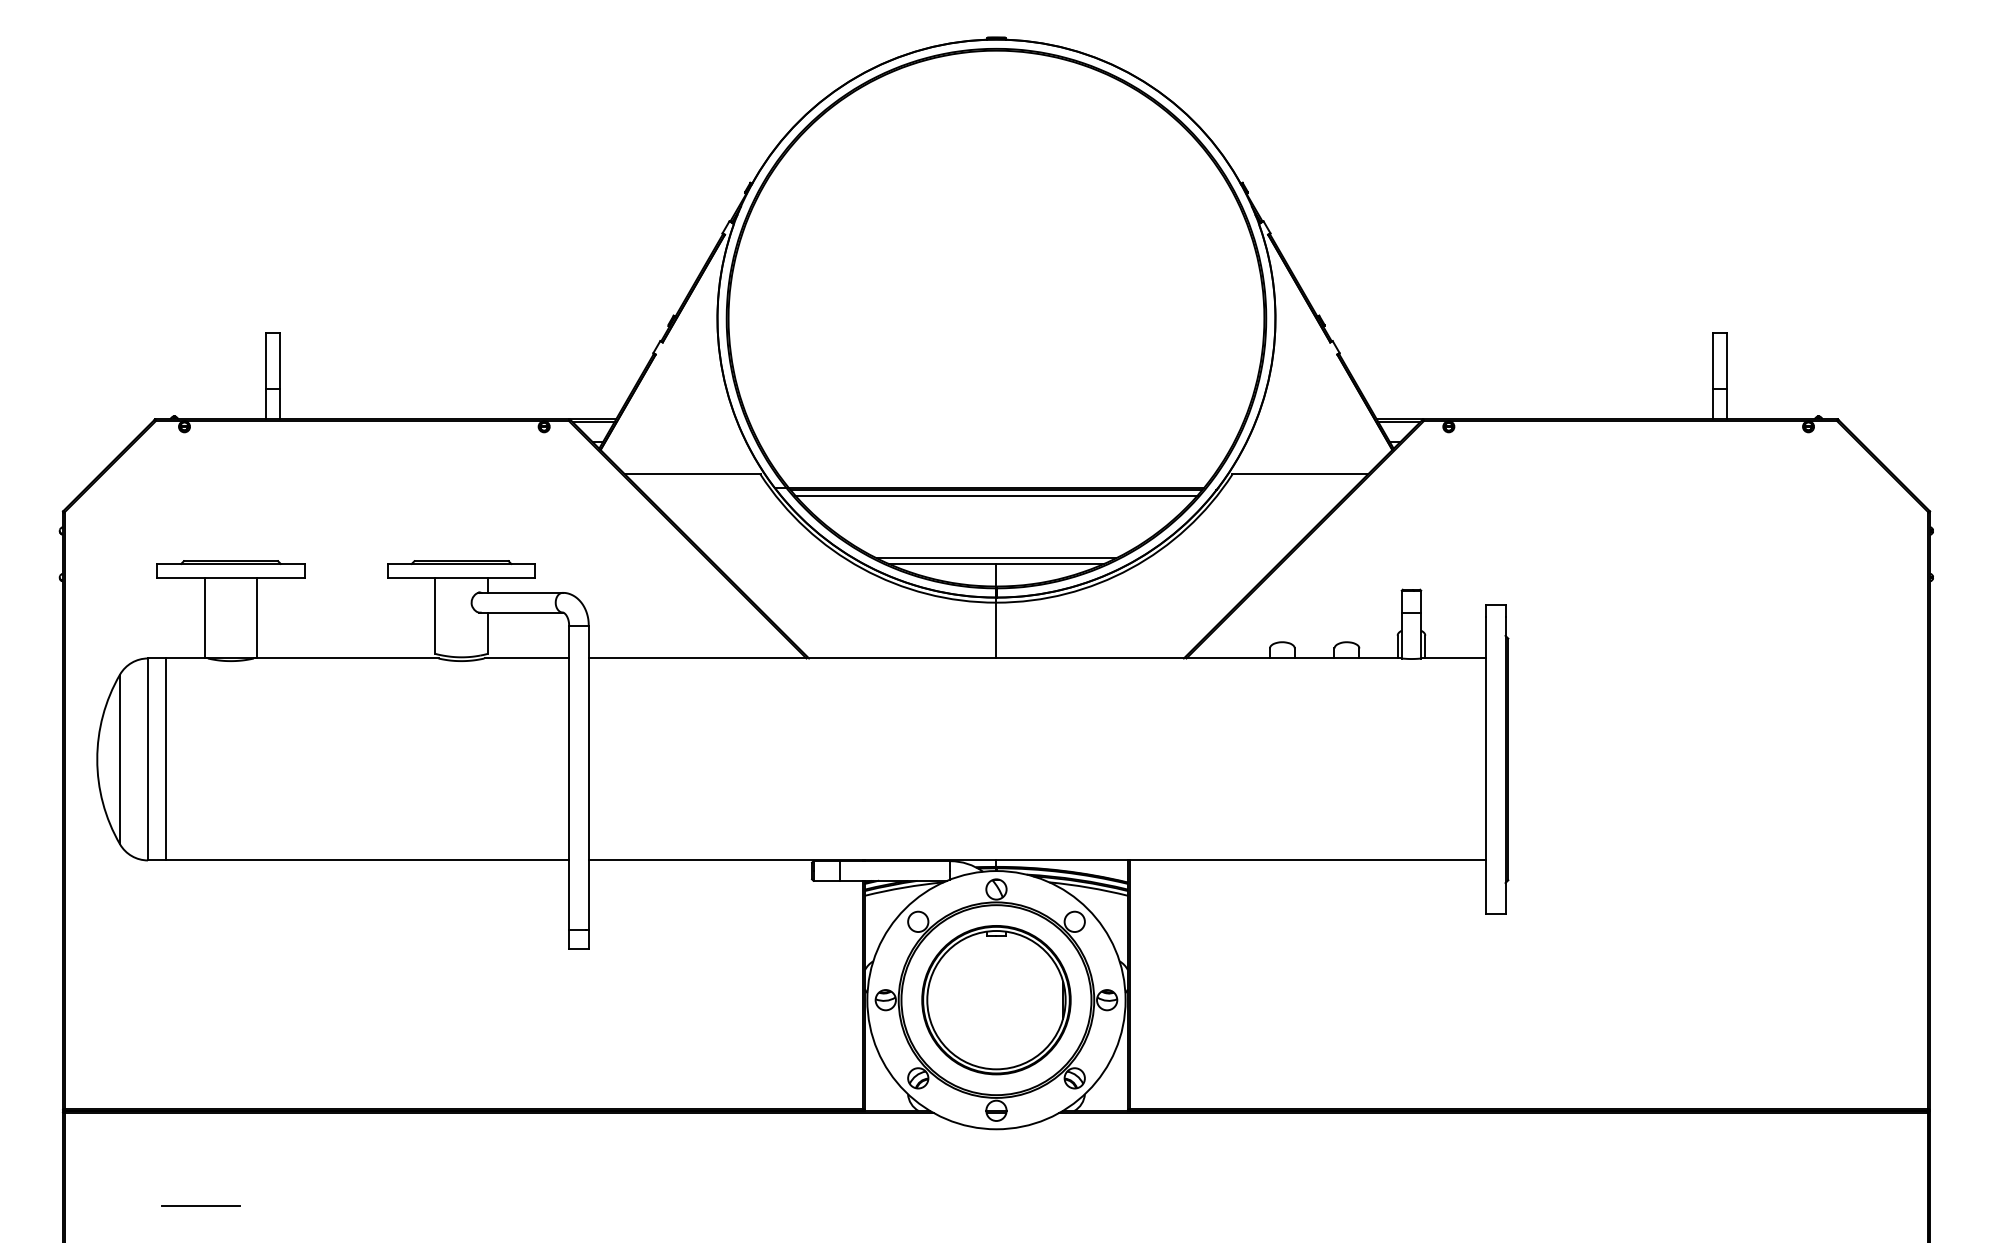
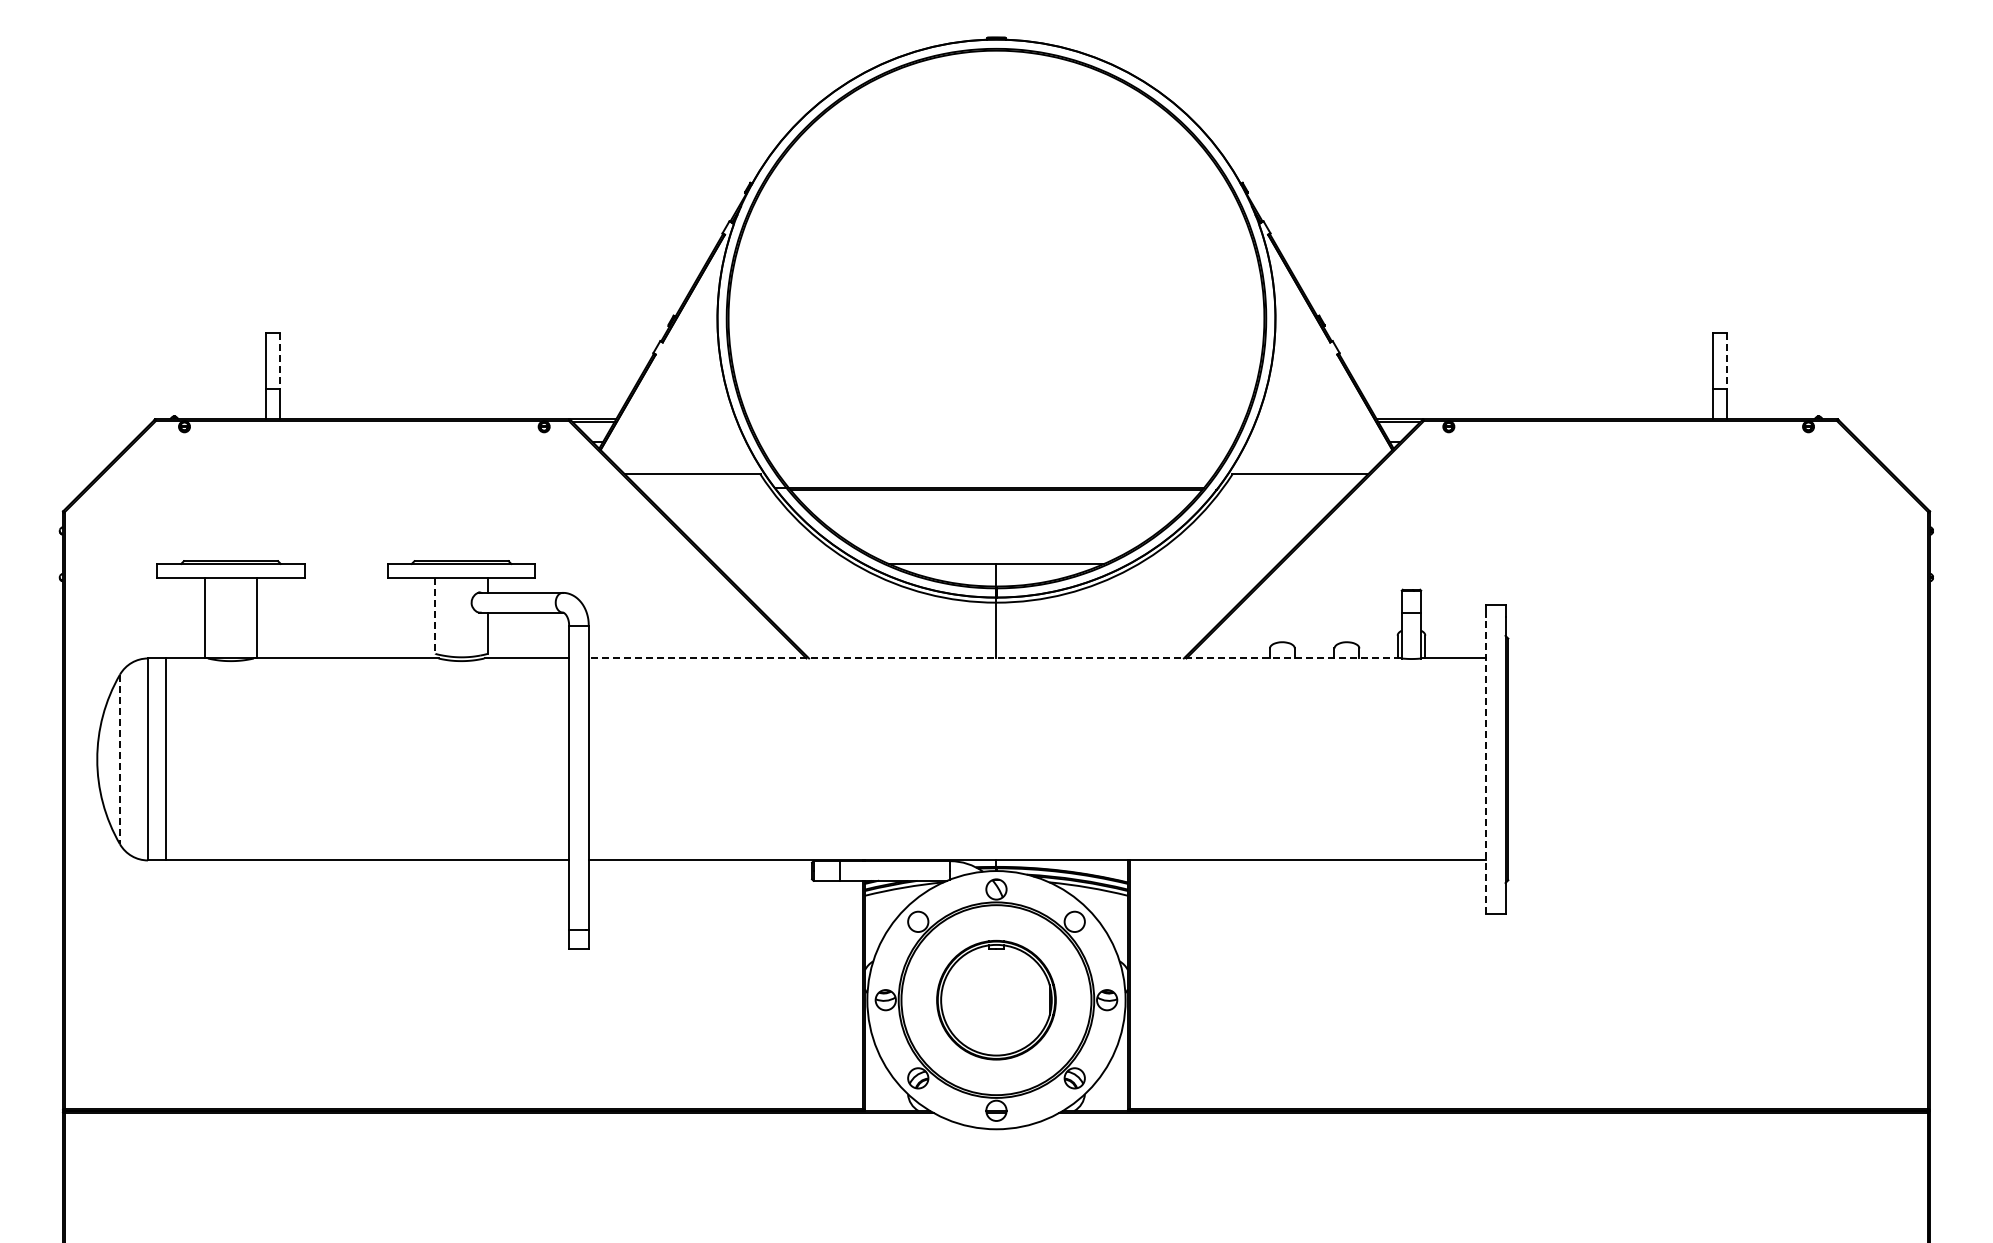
line: solid -> dashed (280, 361)
line: solid -> dashed (1727, 361)
line: present -> none (996, 495)
line: present -> none (996, 558)
line: solid -> dashed (435, 616)
line: solid -> dashed (994, 658)
line: solid -> dashed (120, 759)
line: solid -> dashed (1486, 765)
part size: 151x151 px -> 121x121 px (996, 1000)
line: present -> none (200, 1205)
